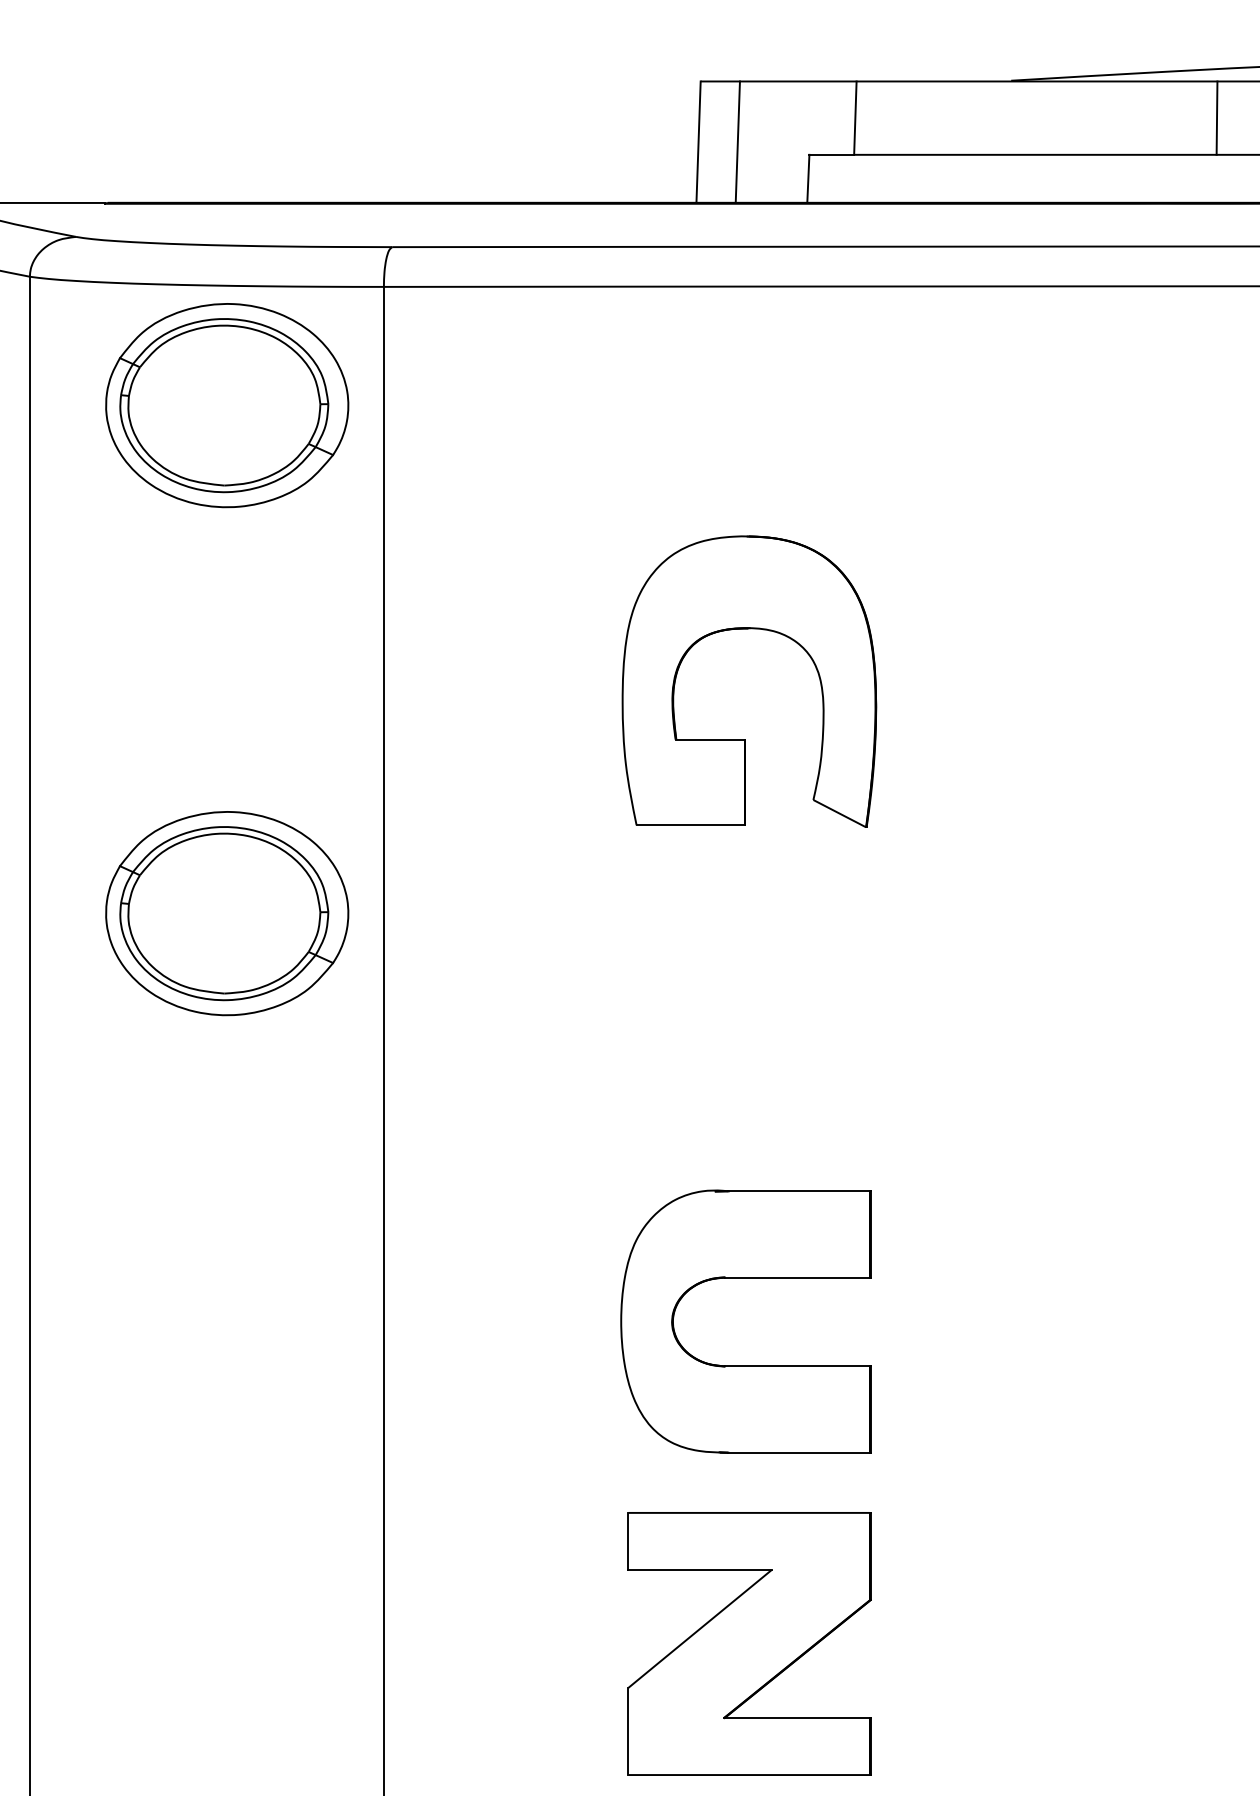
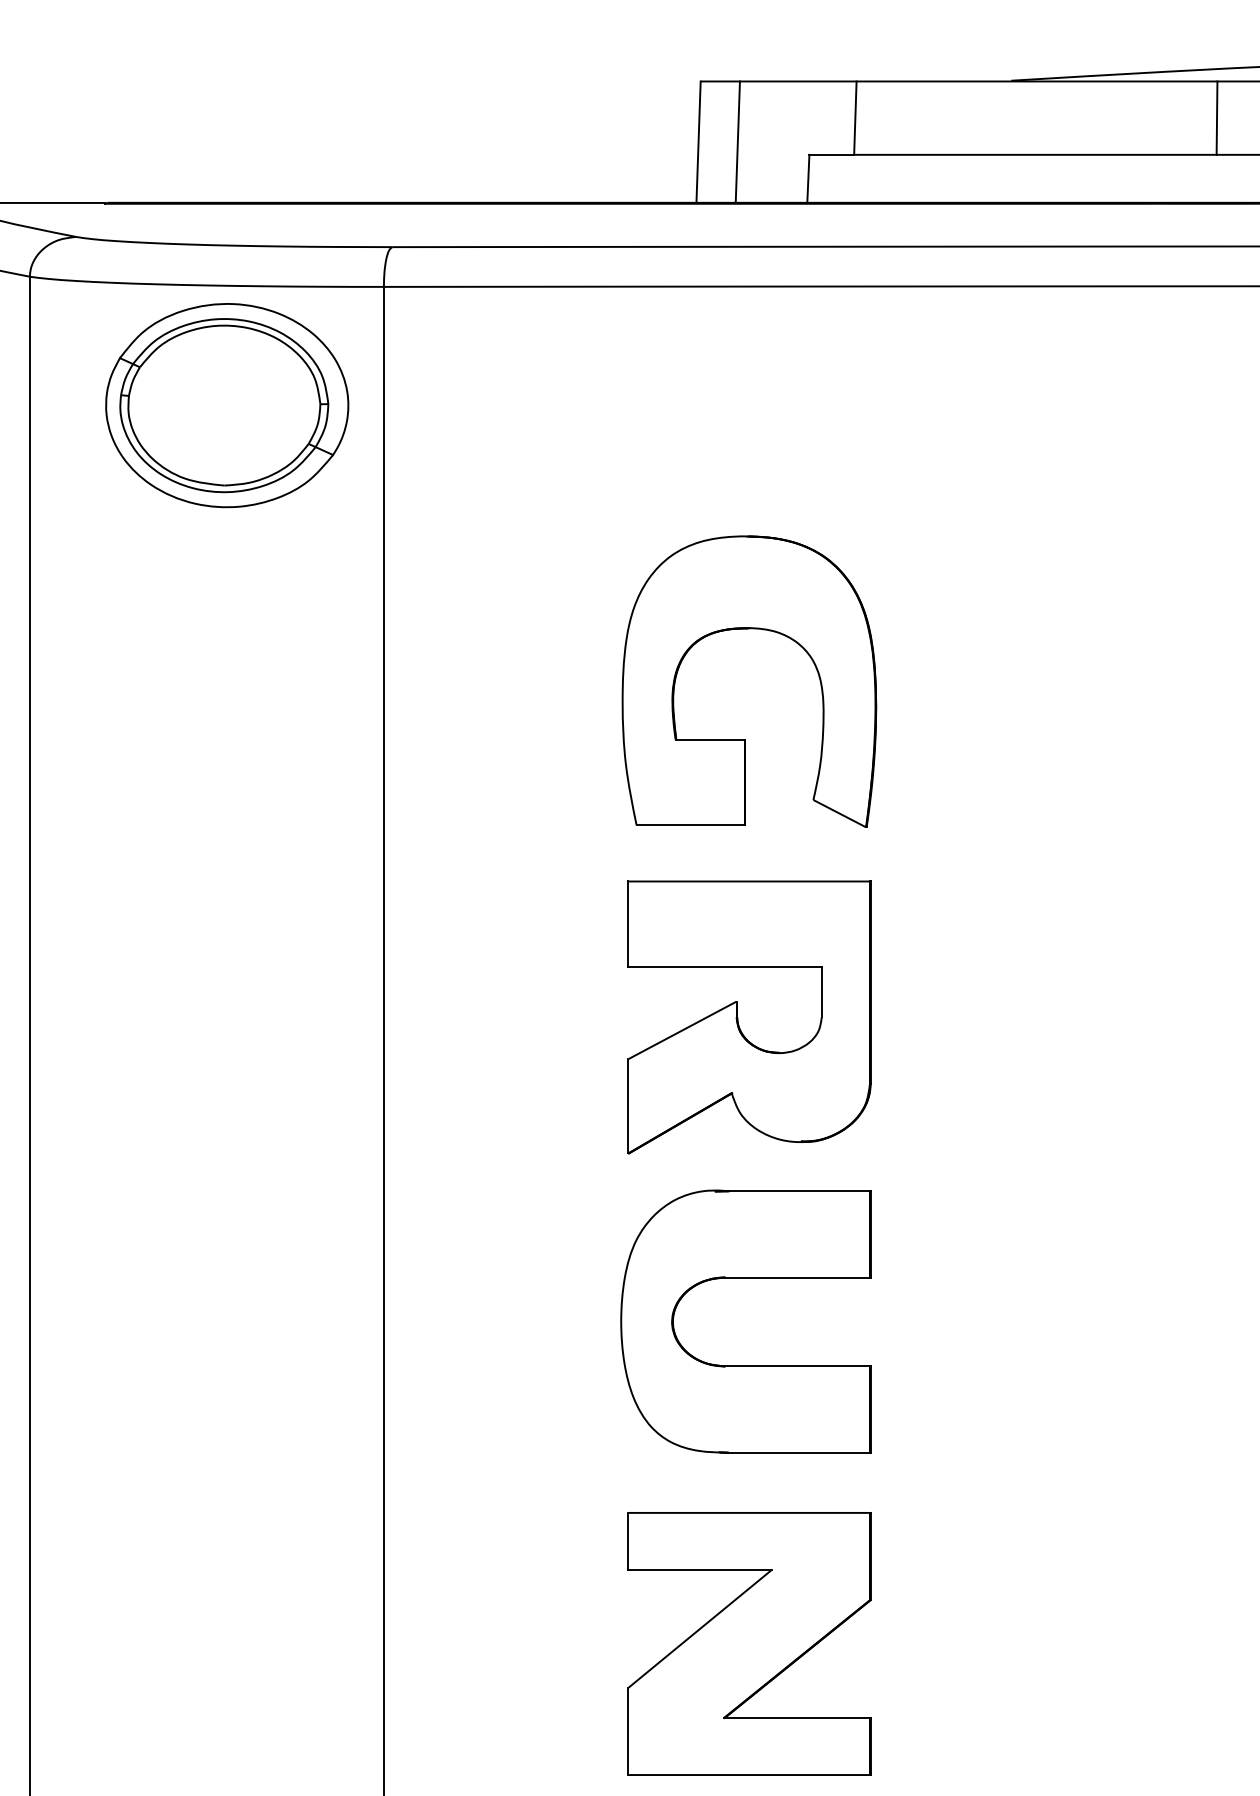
part: present -> none (227, 913)
part: none -> present (738, 1017)
